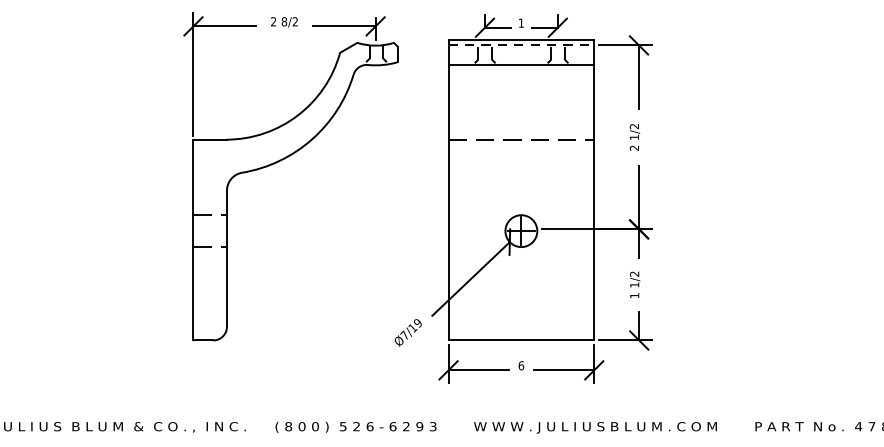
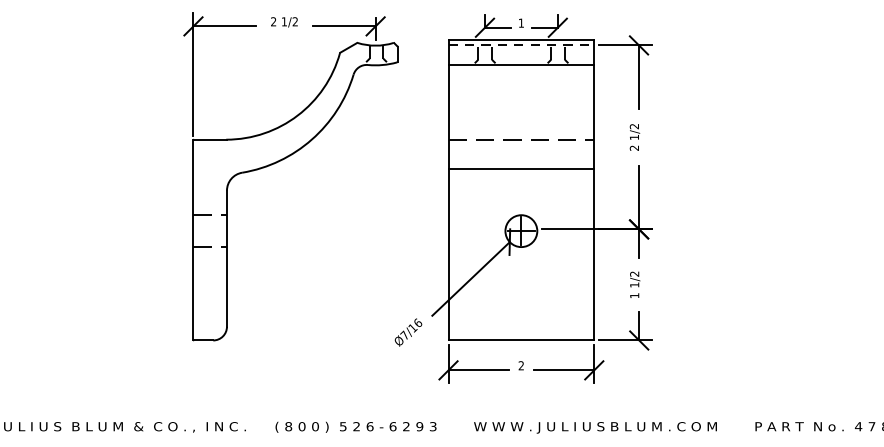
text: 8/2 -> 1/2 (284, 21)
line: none -> present (521, 169)
text: Ø7/19 -> Ø7/16 (418, 322)
text: 6 -> 2 (521, 365)
